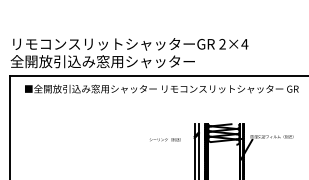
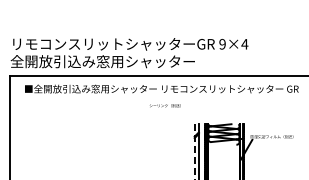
text: 2×4 -> 9×4 (222, 44)
text position: (165, 139) -> (165, 105) (165, 105)
line: solid -> dashed (194, 152)
